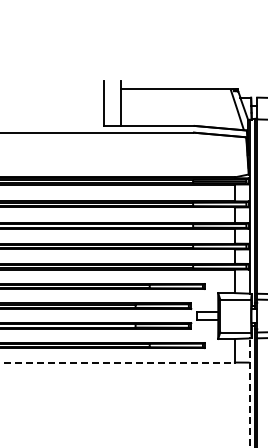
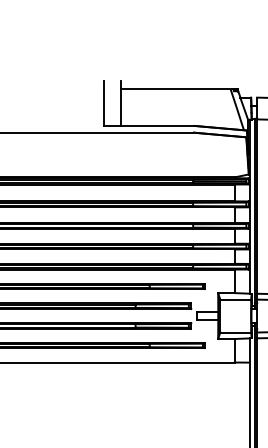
line: dashed -> solid (117, 362)
line: dashed -> solid (249, 393)
